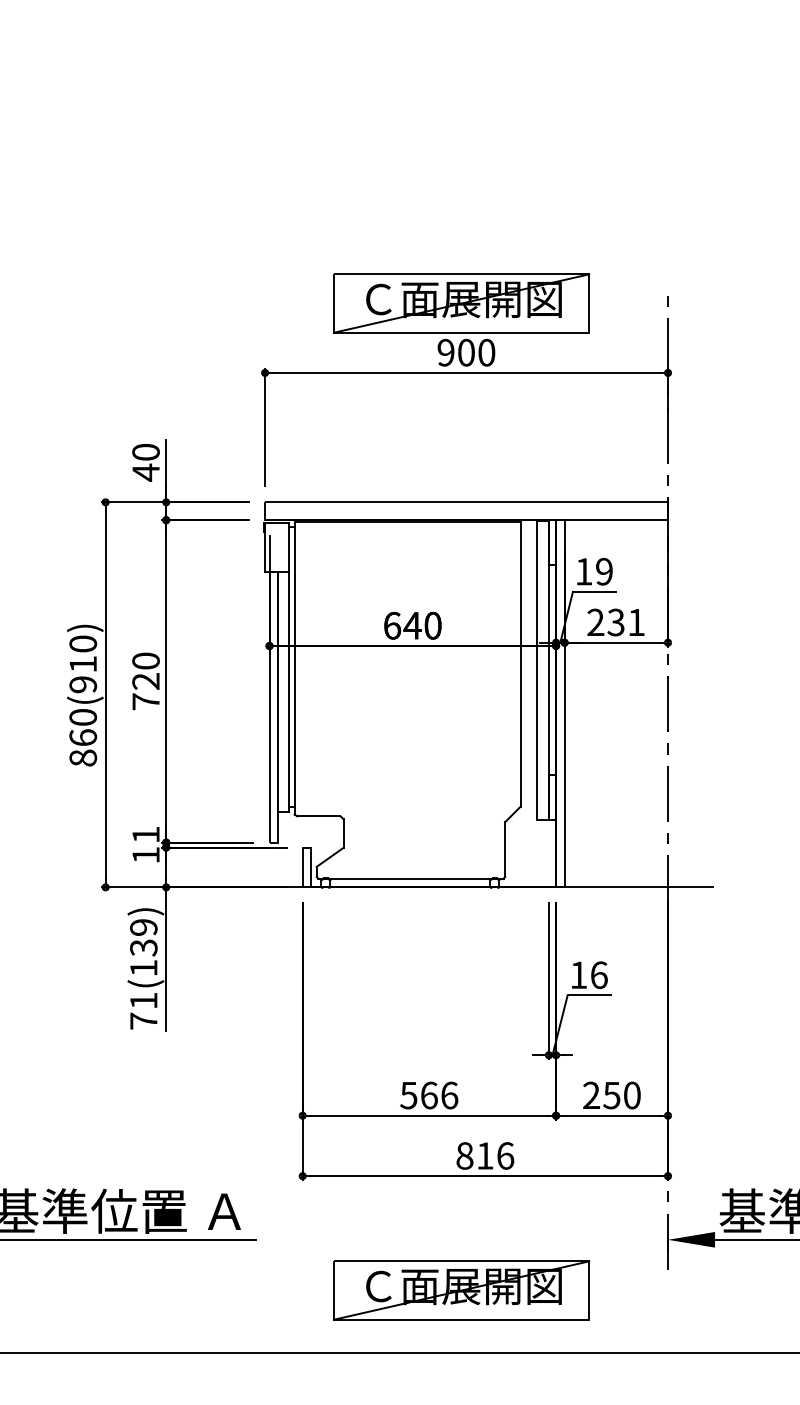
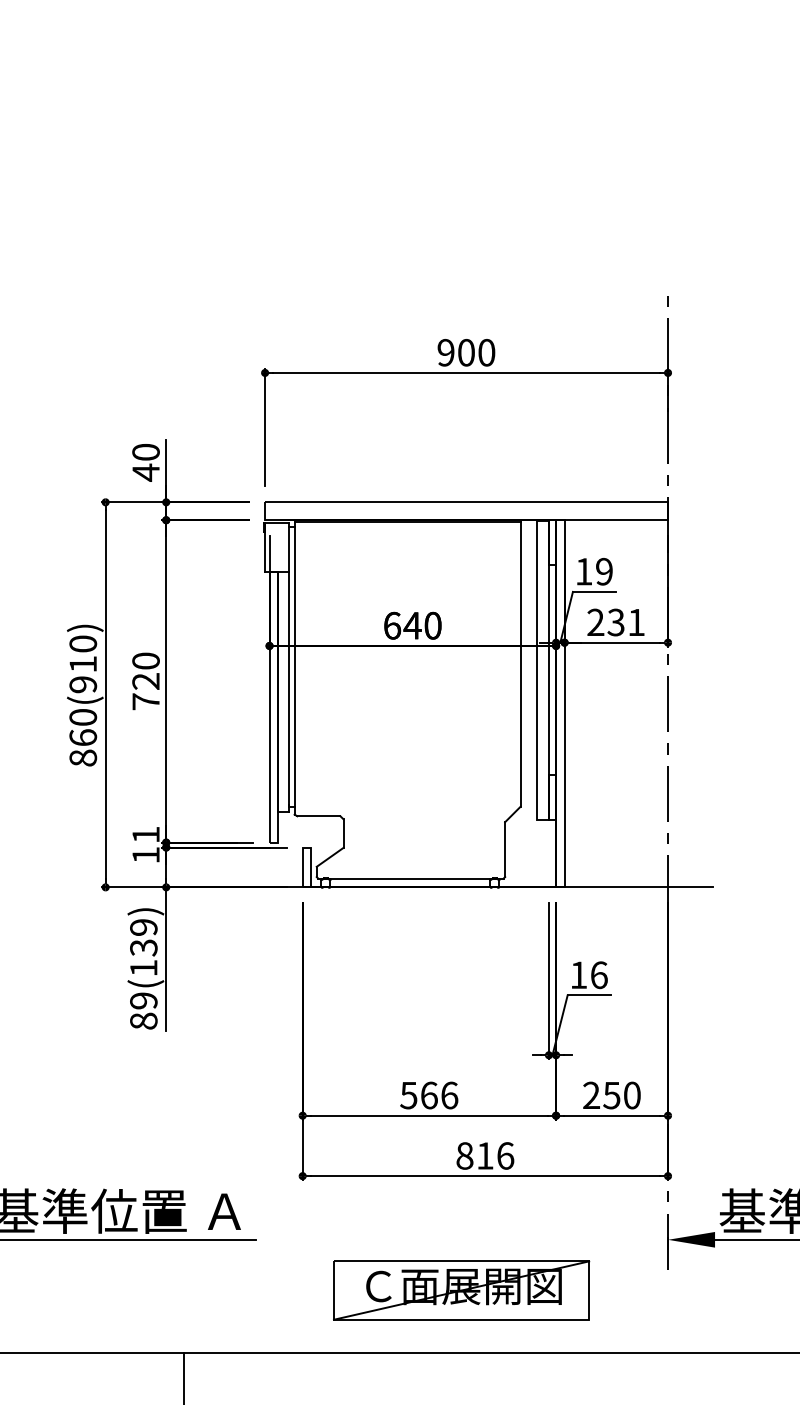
part: present -> none (461, 303)
text: 71(139) -> 89(139) (143, 1010)
line: none -> present (184, 1376)
